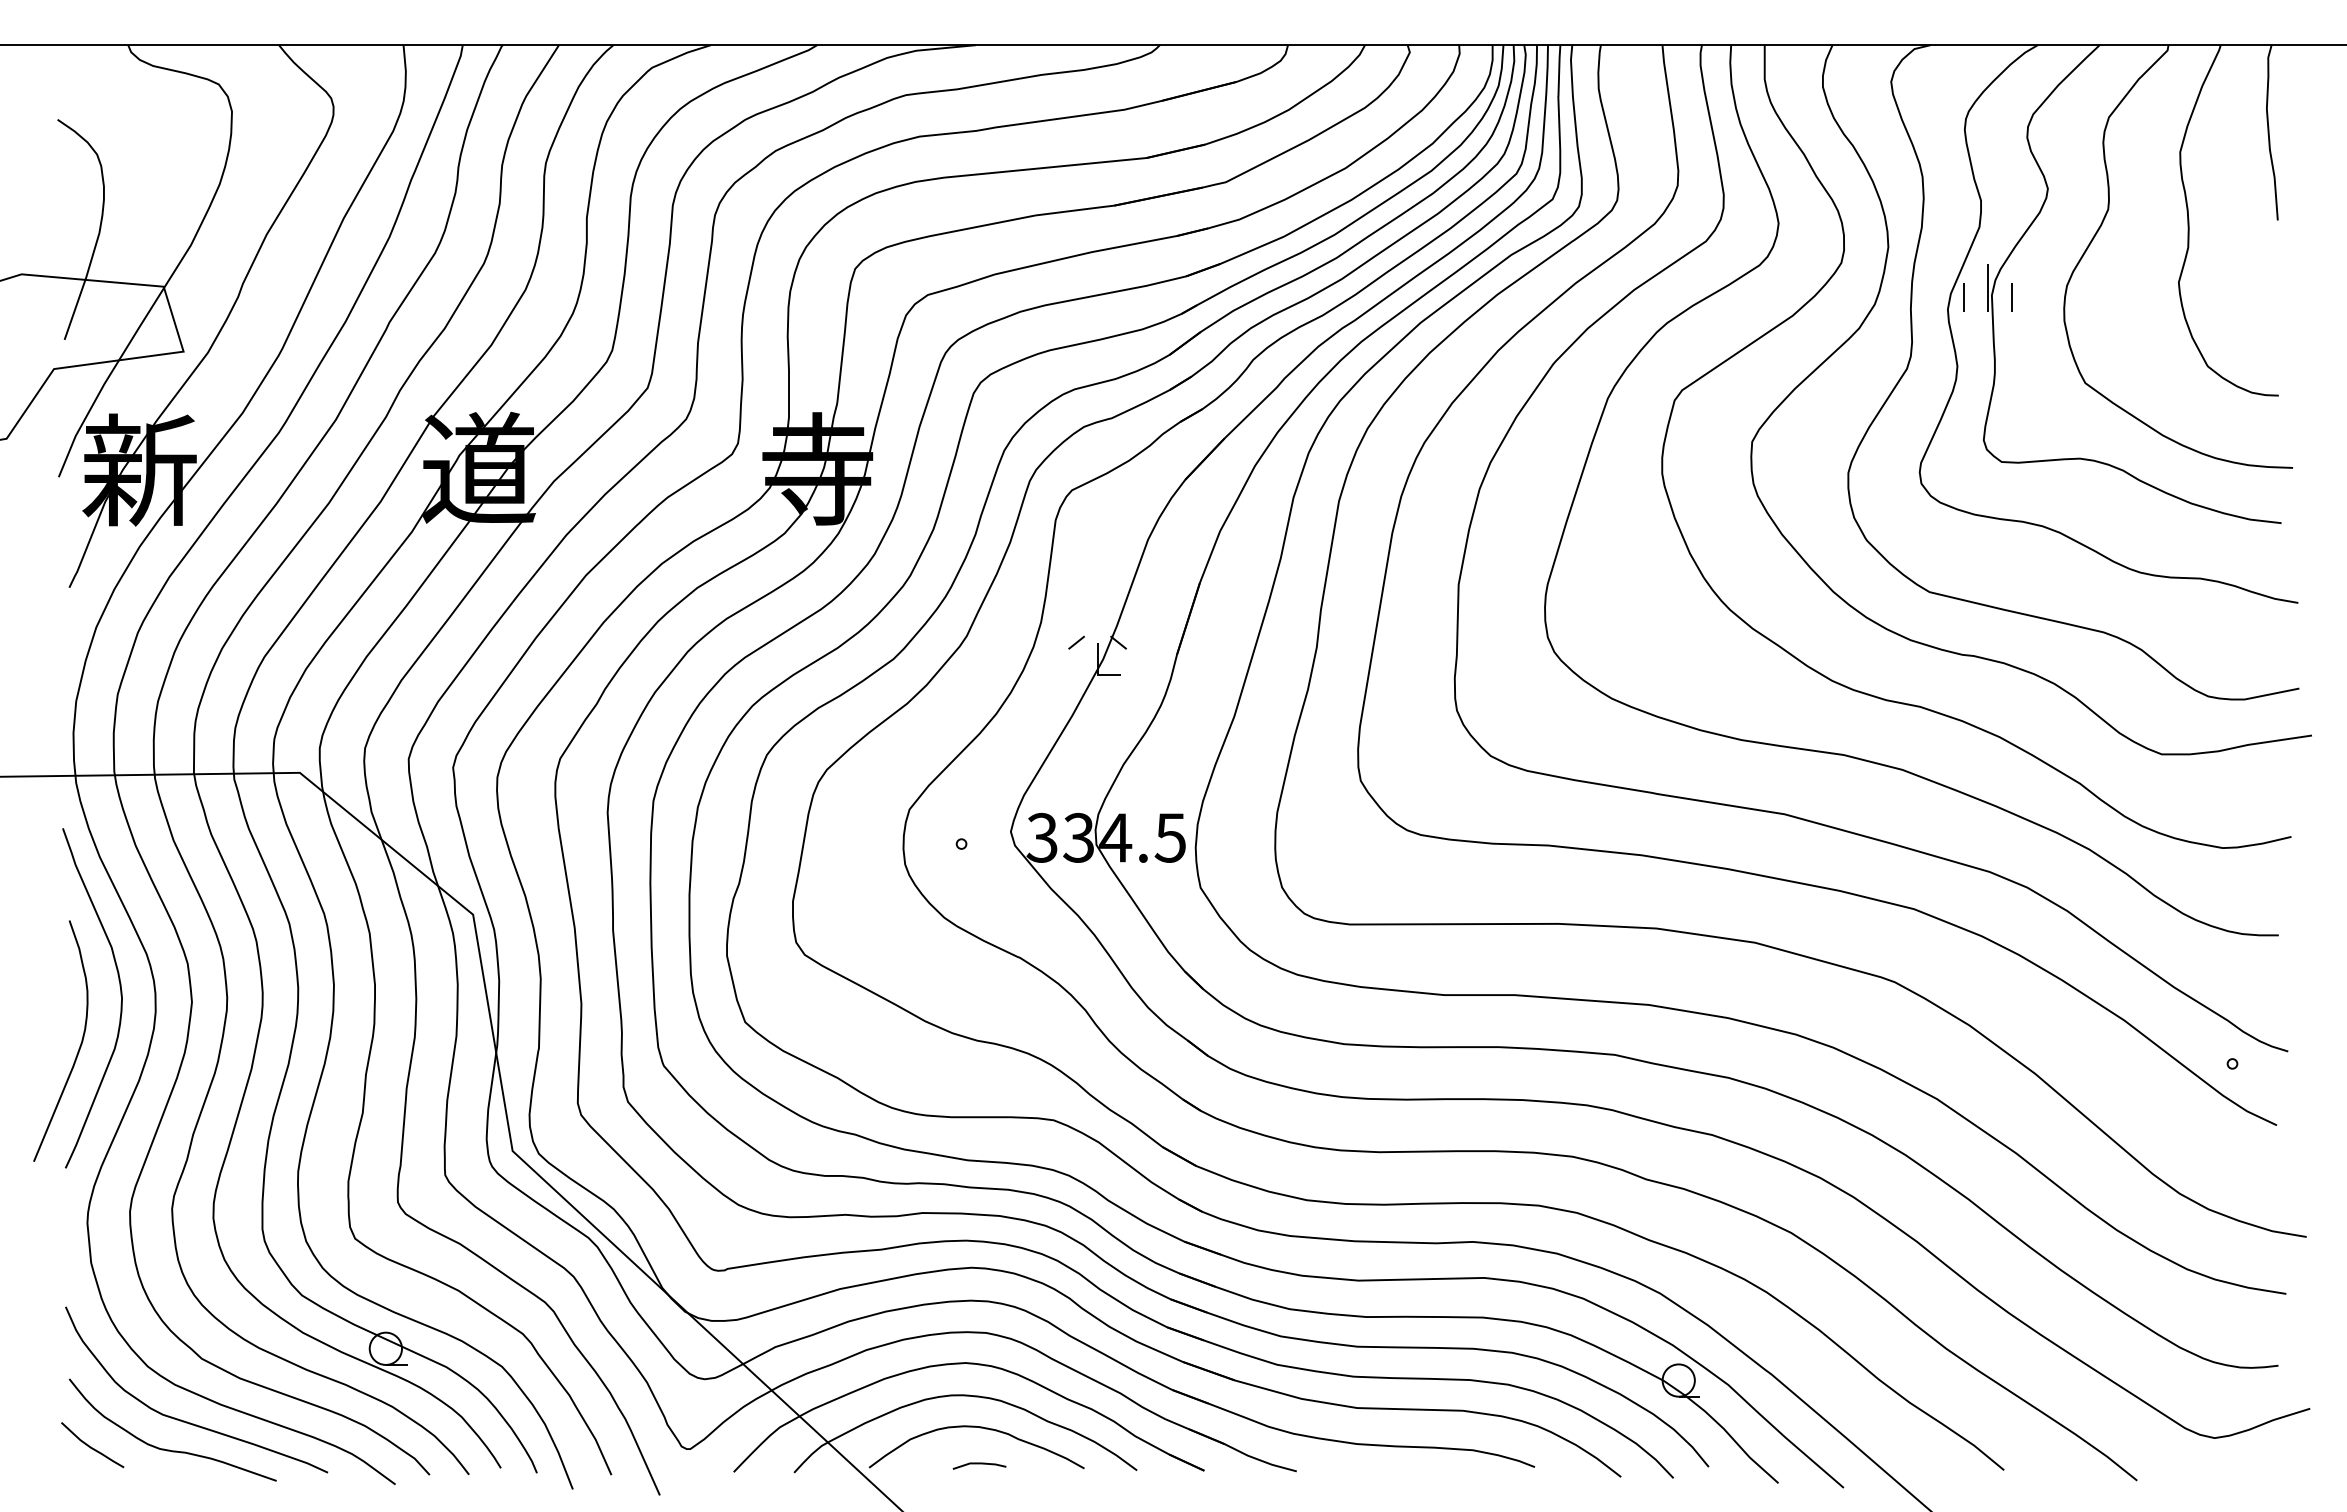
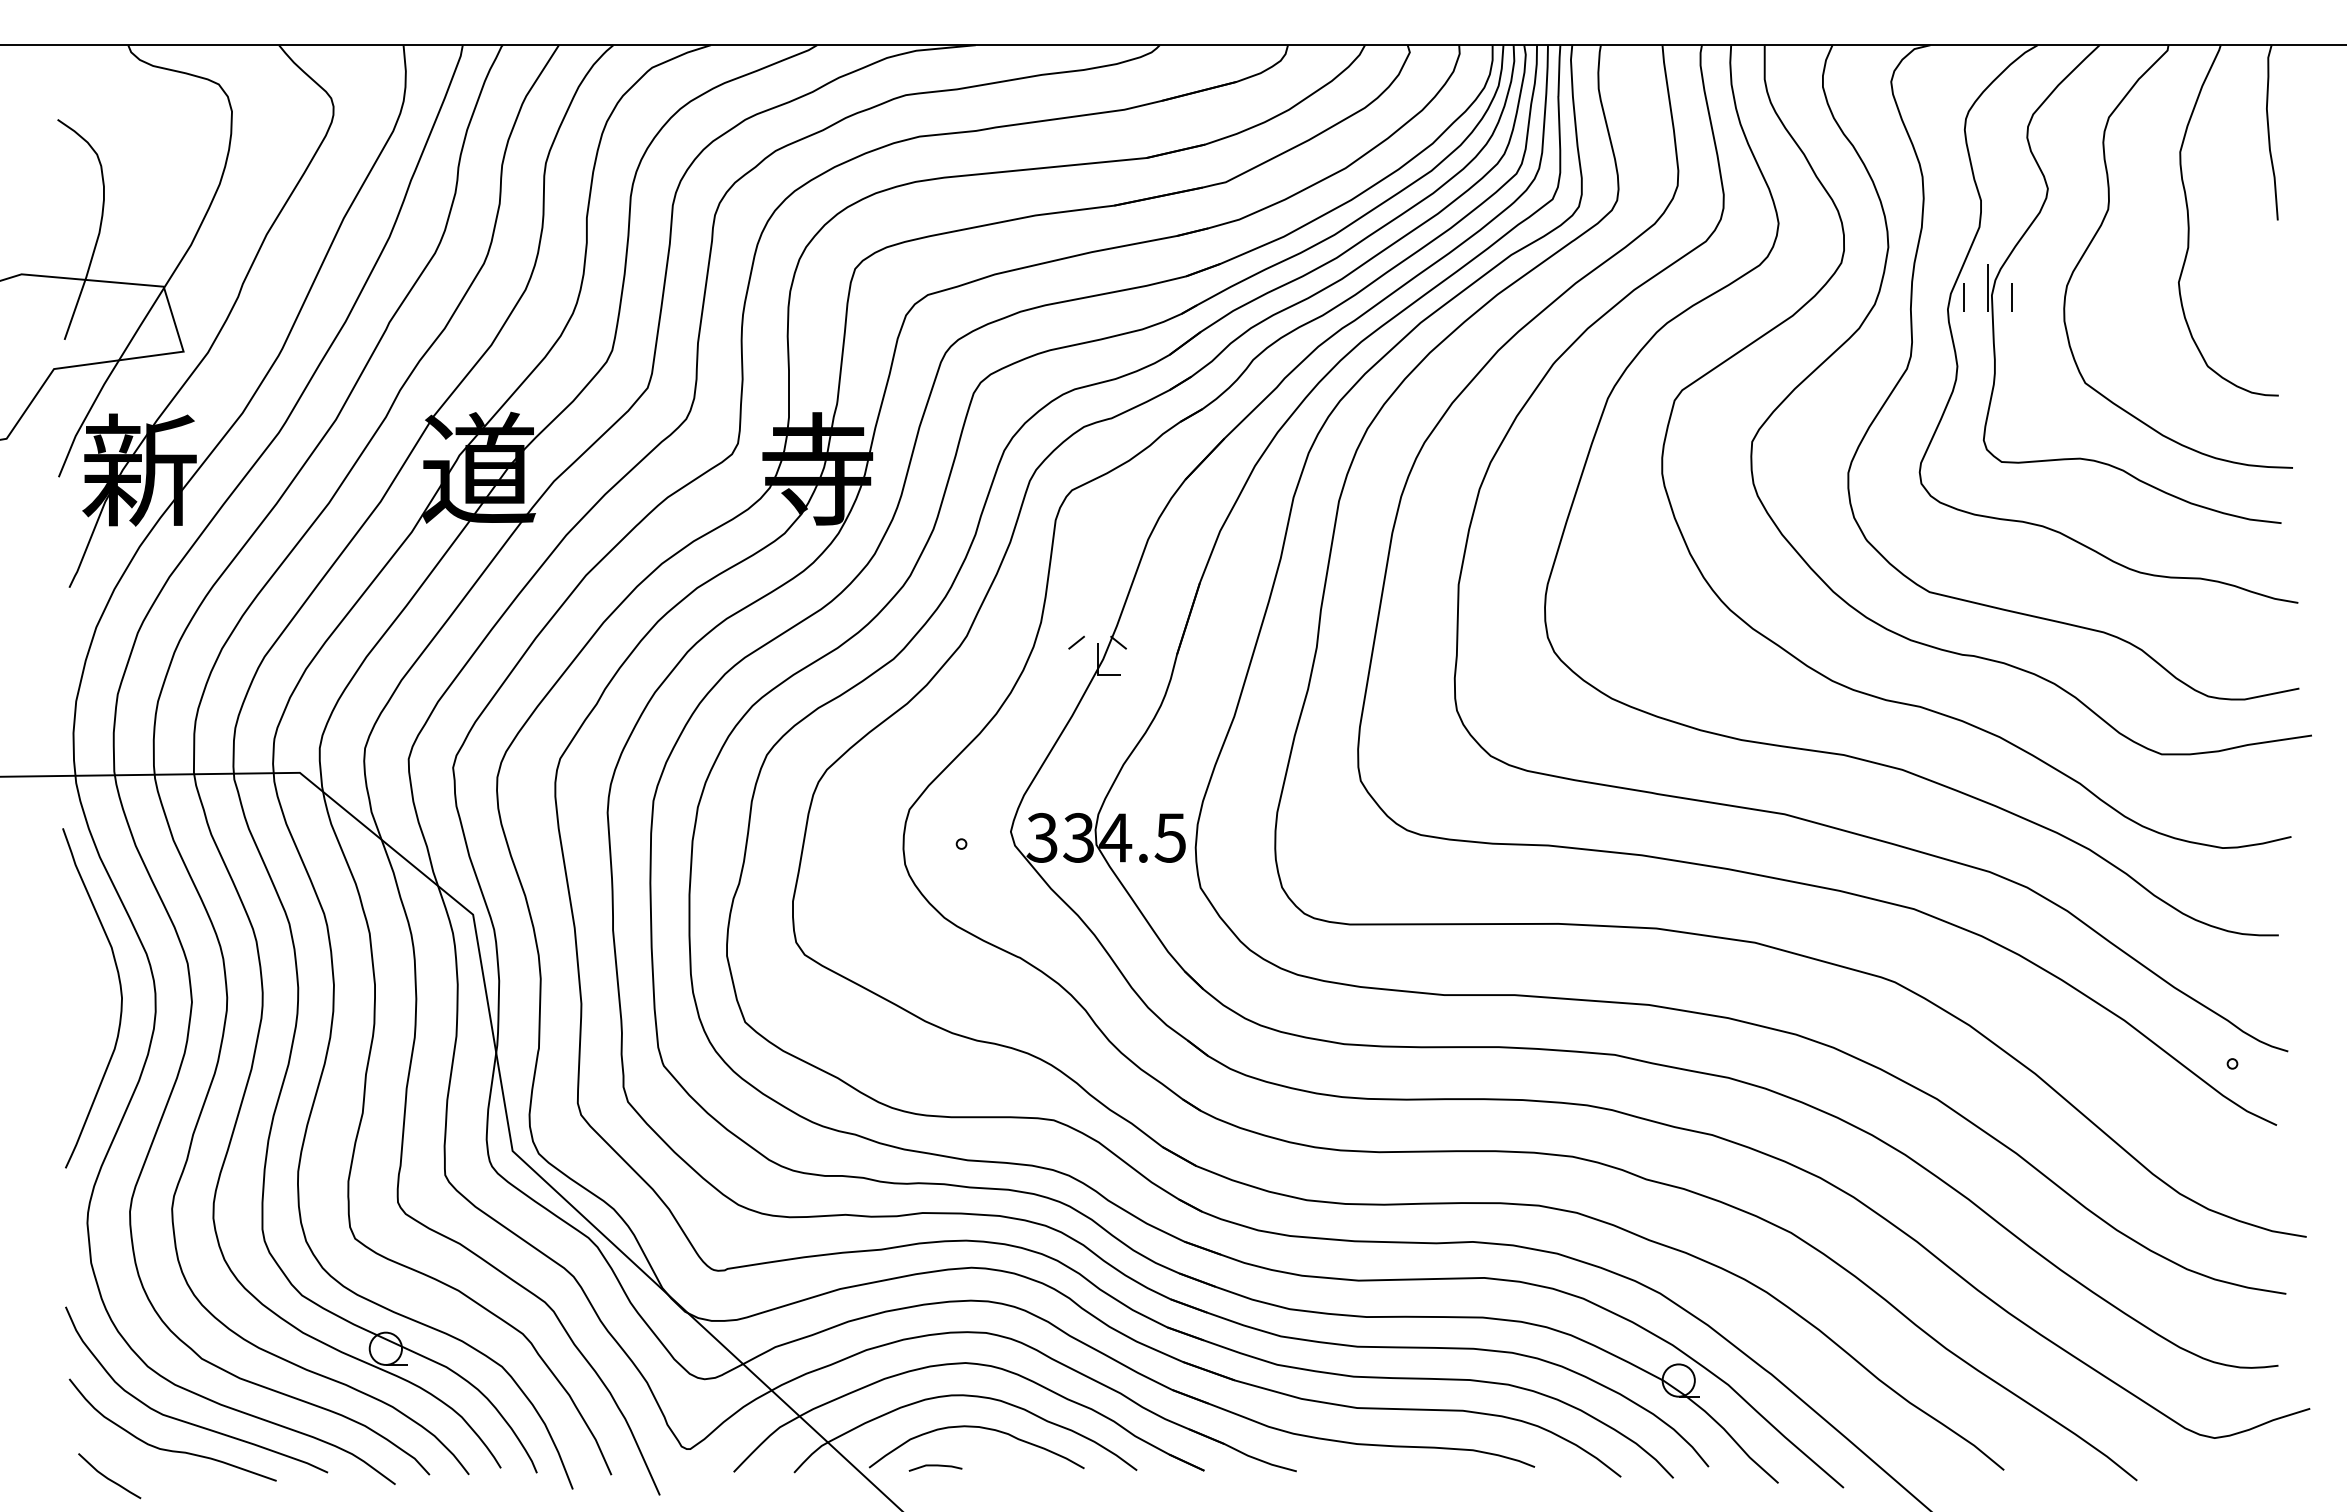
curve: present -> none (78, 1048)
curve position: (91, 1446) -> (108, 1477) (108, 1477)
line position: (979, 1464) -> (935, 1466) (935, 1466)
